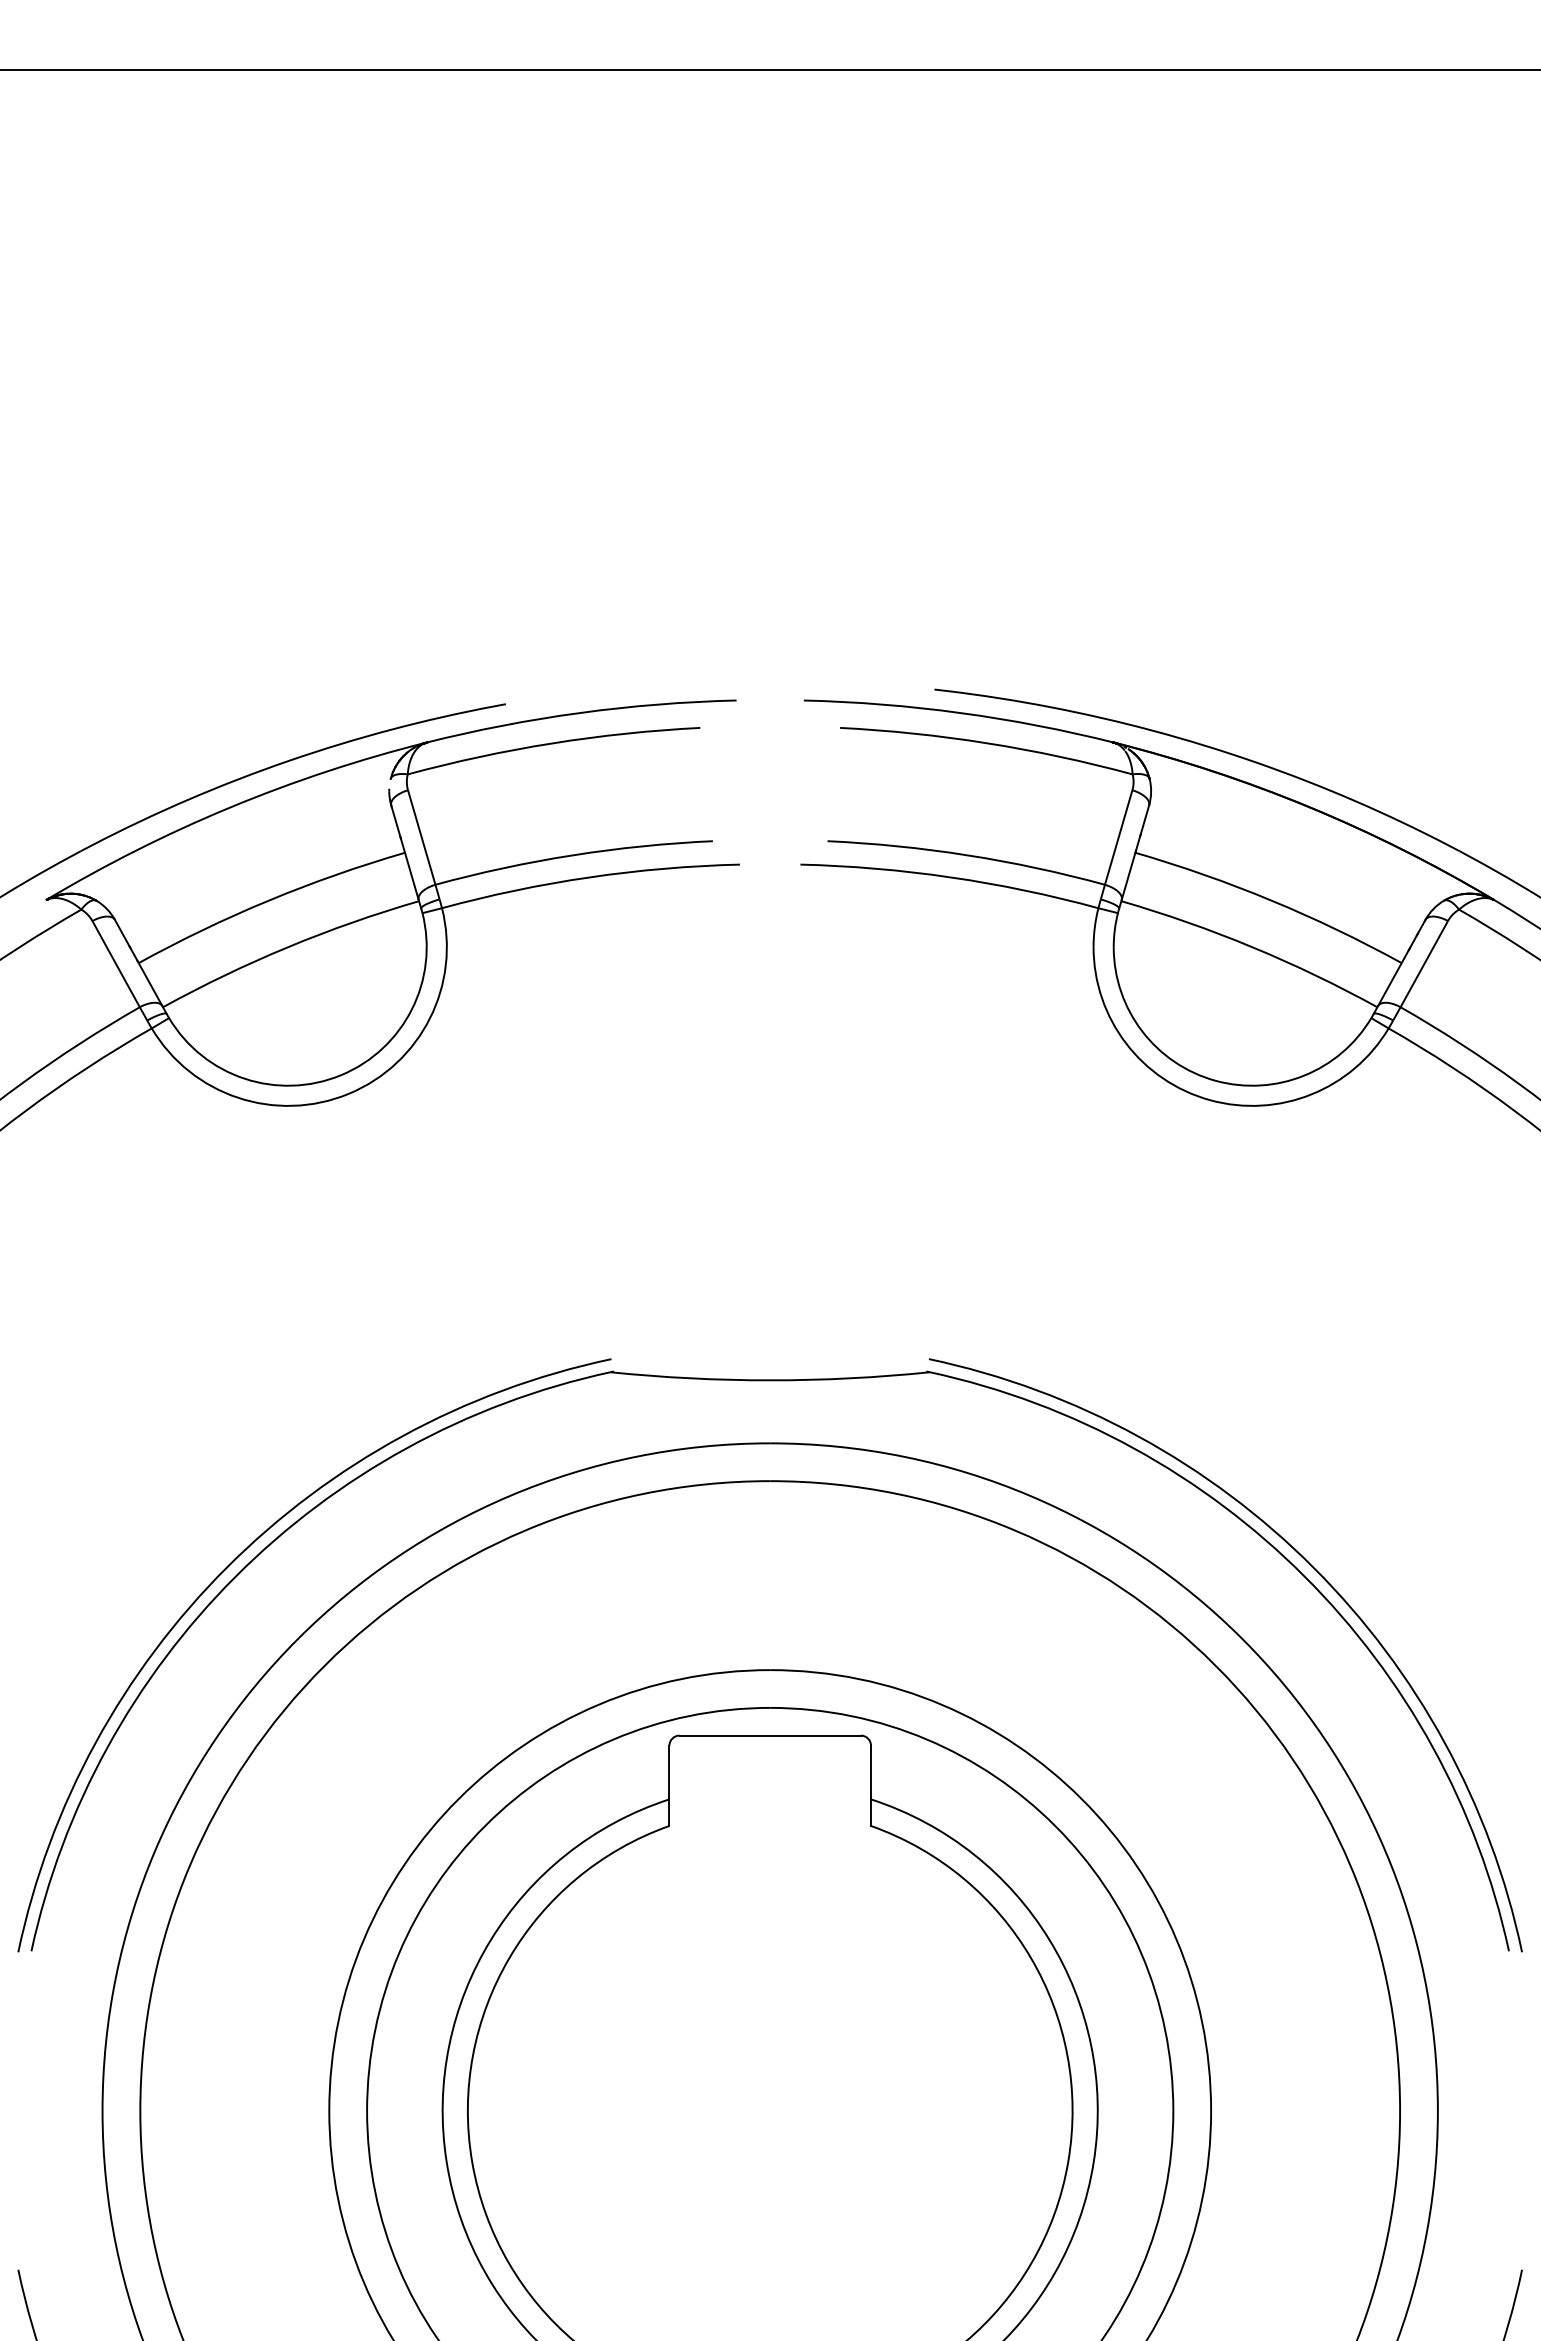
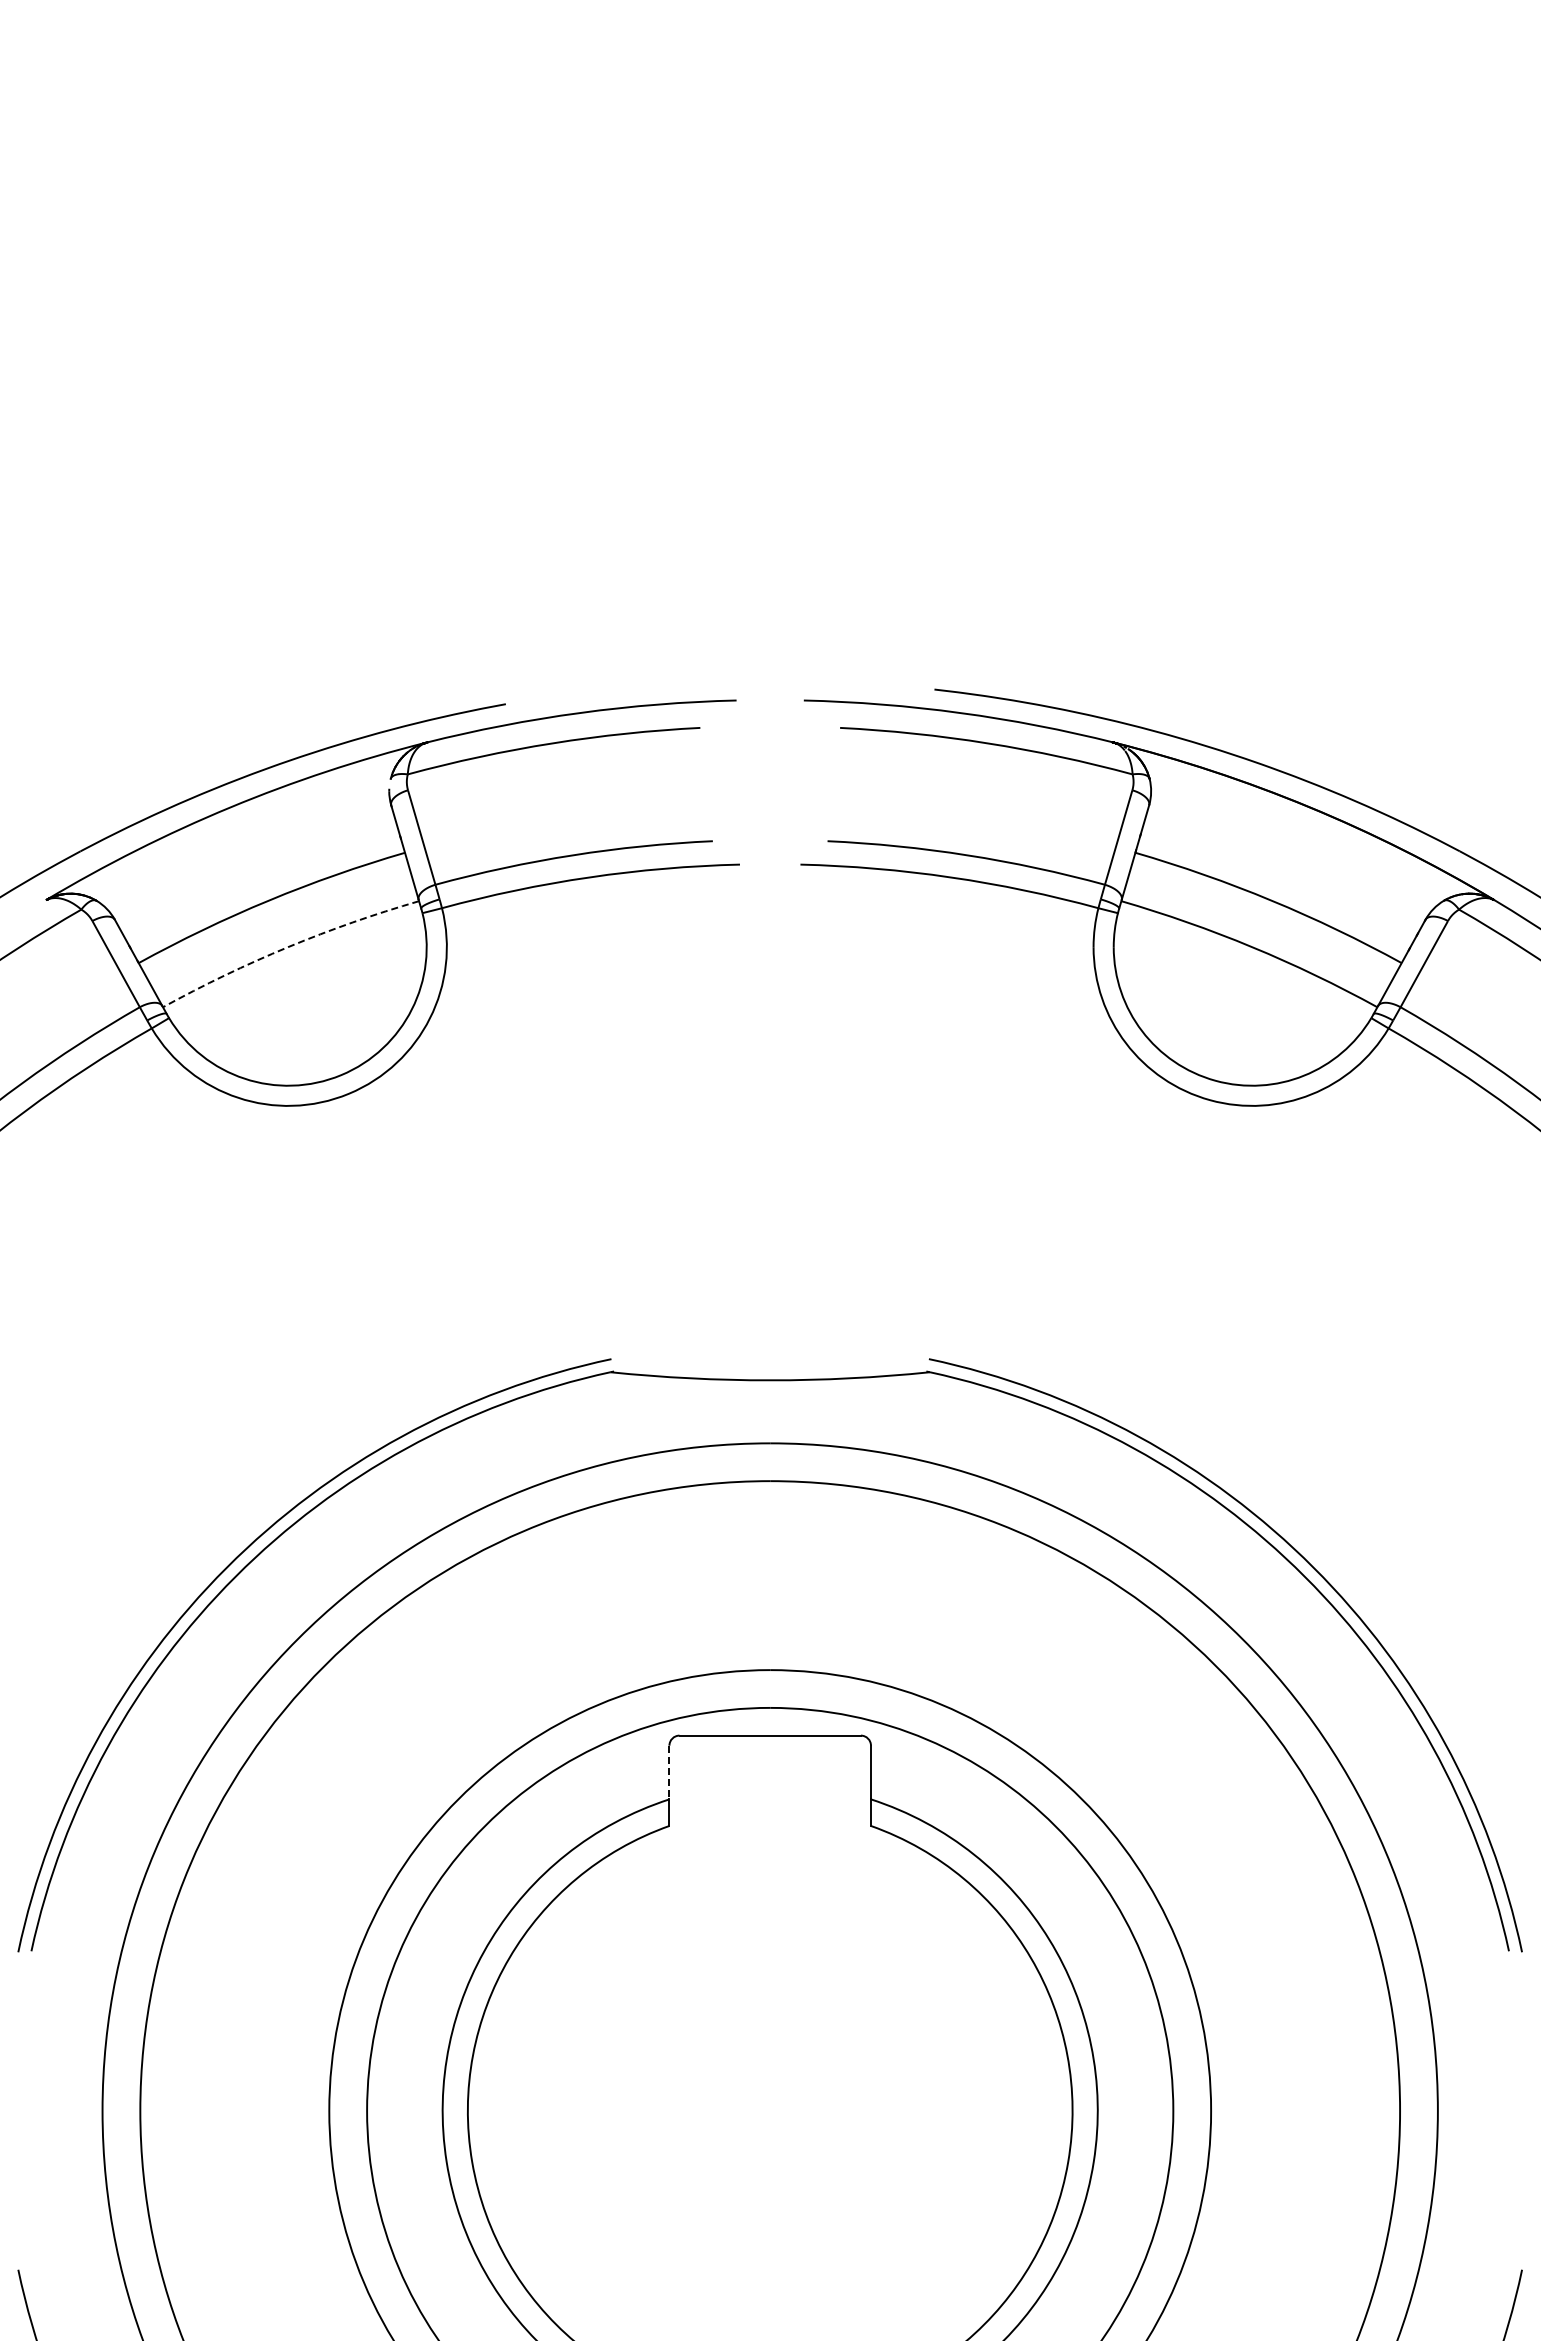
line: present -> none (769, 70)
arc: solid -> dashed (288, 947)
line: solid -> dashed (669, 1772)
